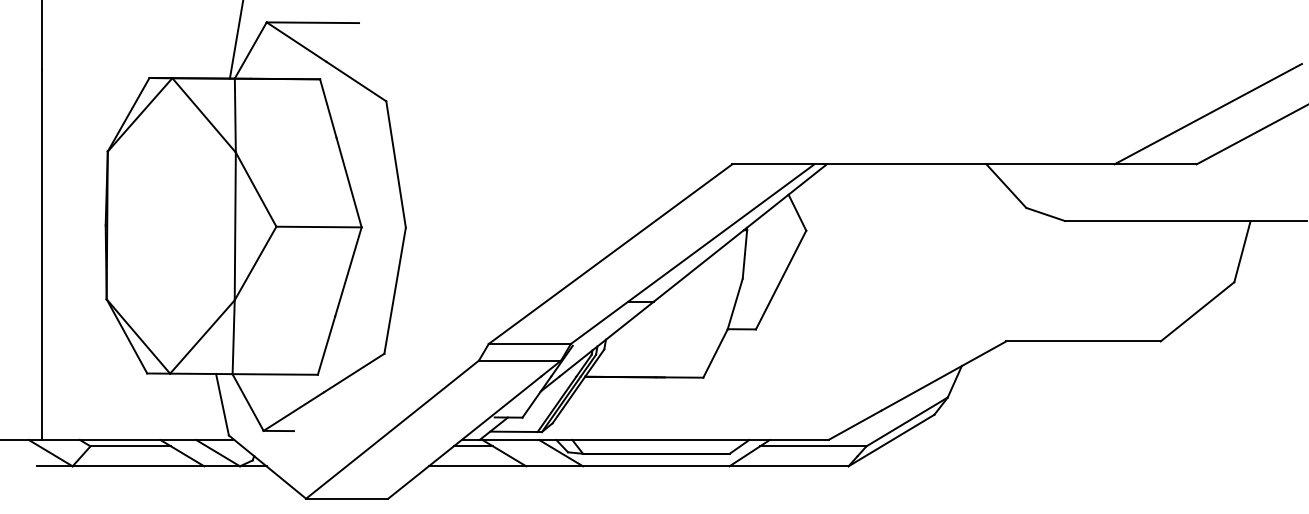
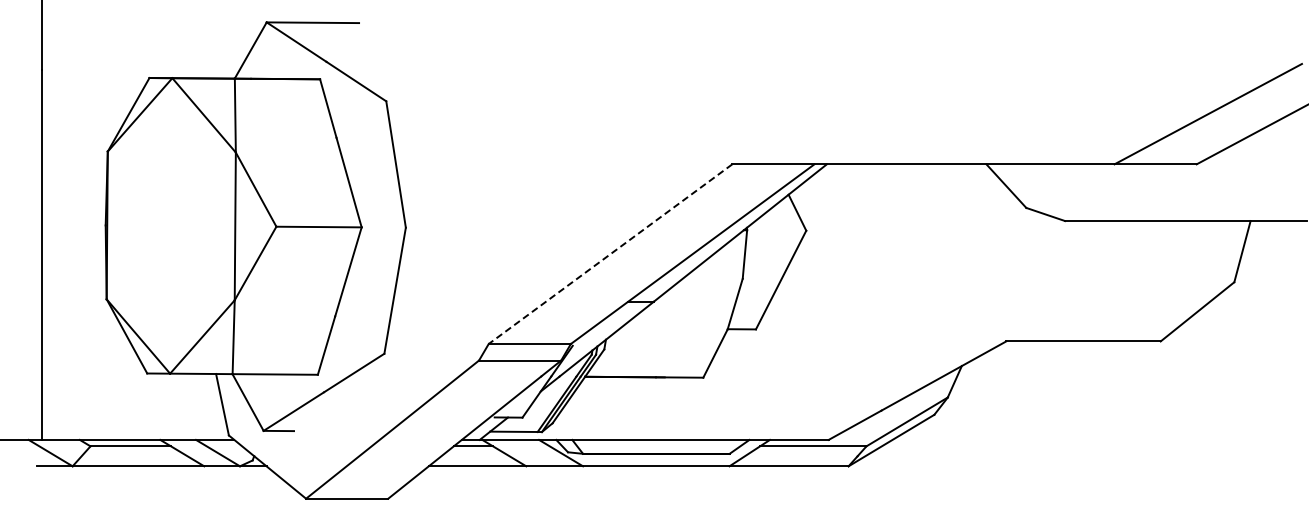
line: present -> none (235, 40)
line: solid -> dashed (610, 254)
